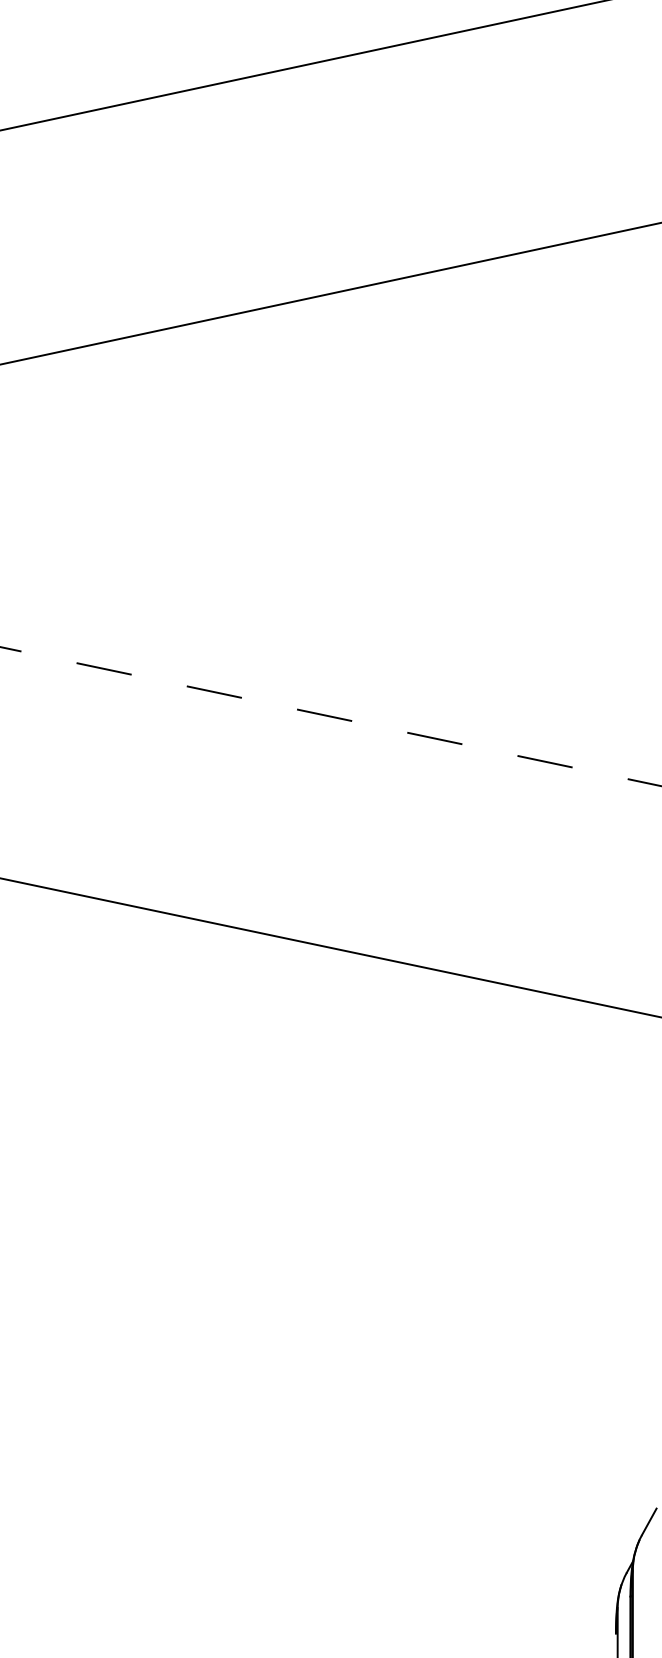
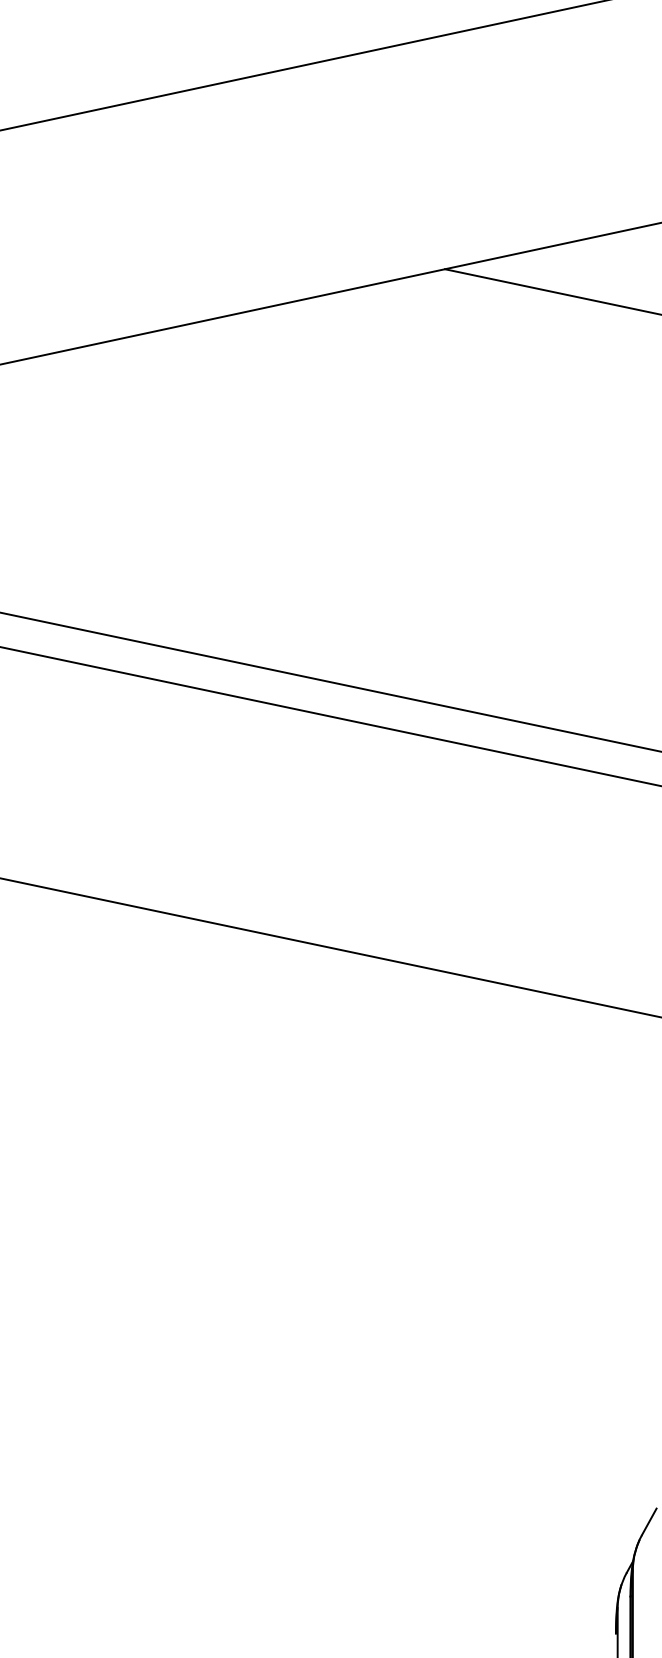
line: none -> present (551, 291)
line: none -> present (330, 682)
line: dashed -> solid (331, 716)
